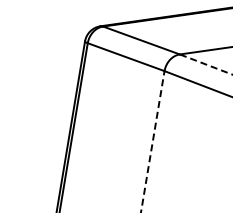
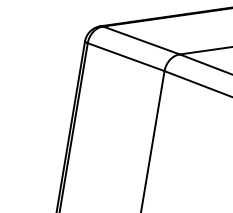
line: dashed -> solid (205, 64)
line: dashed -> solid (152, 141)
